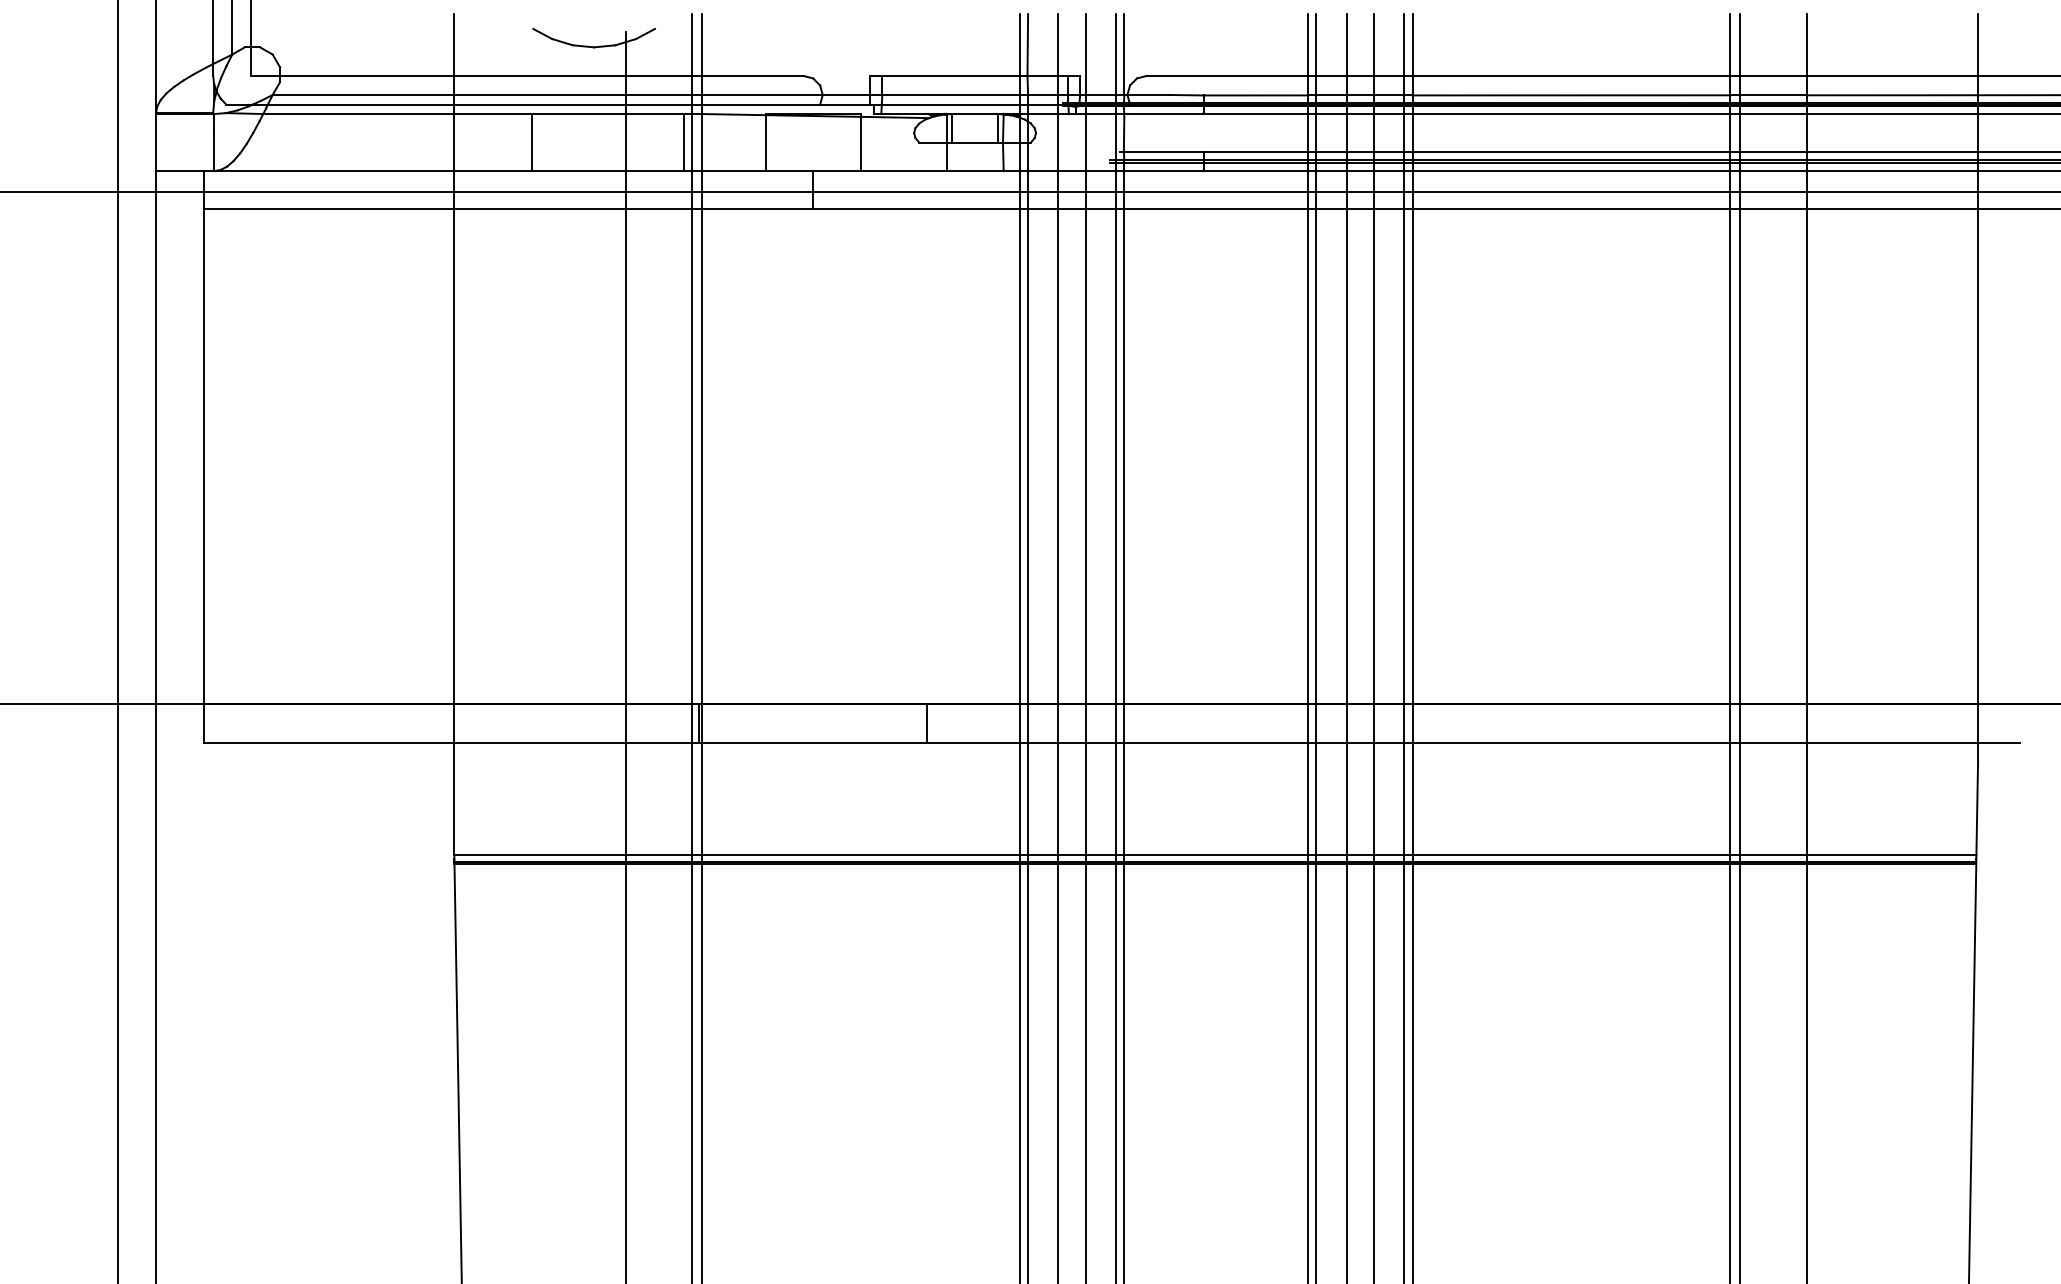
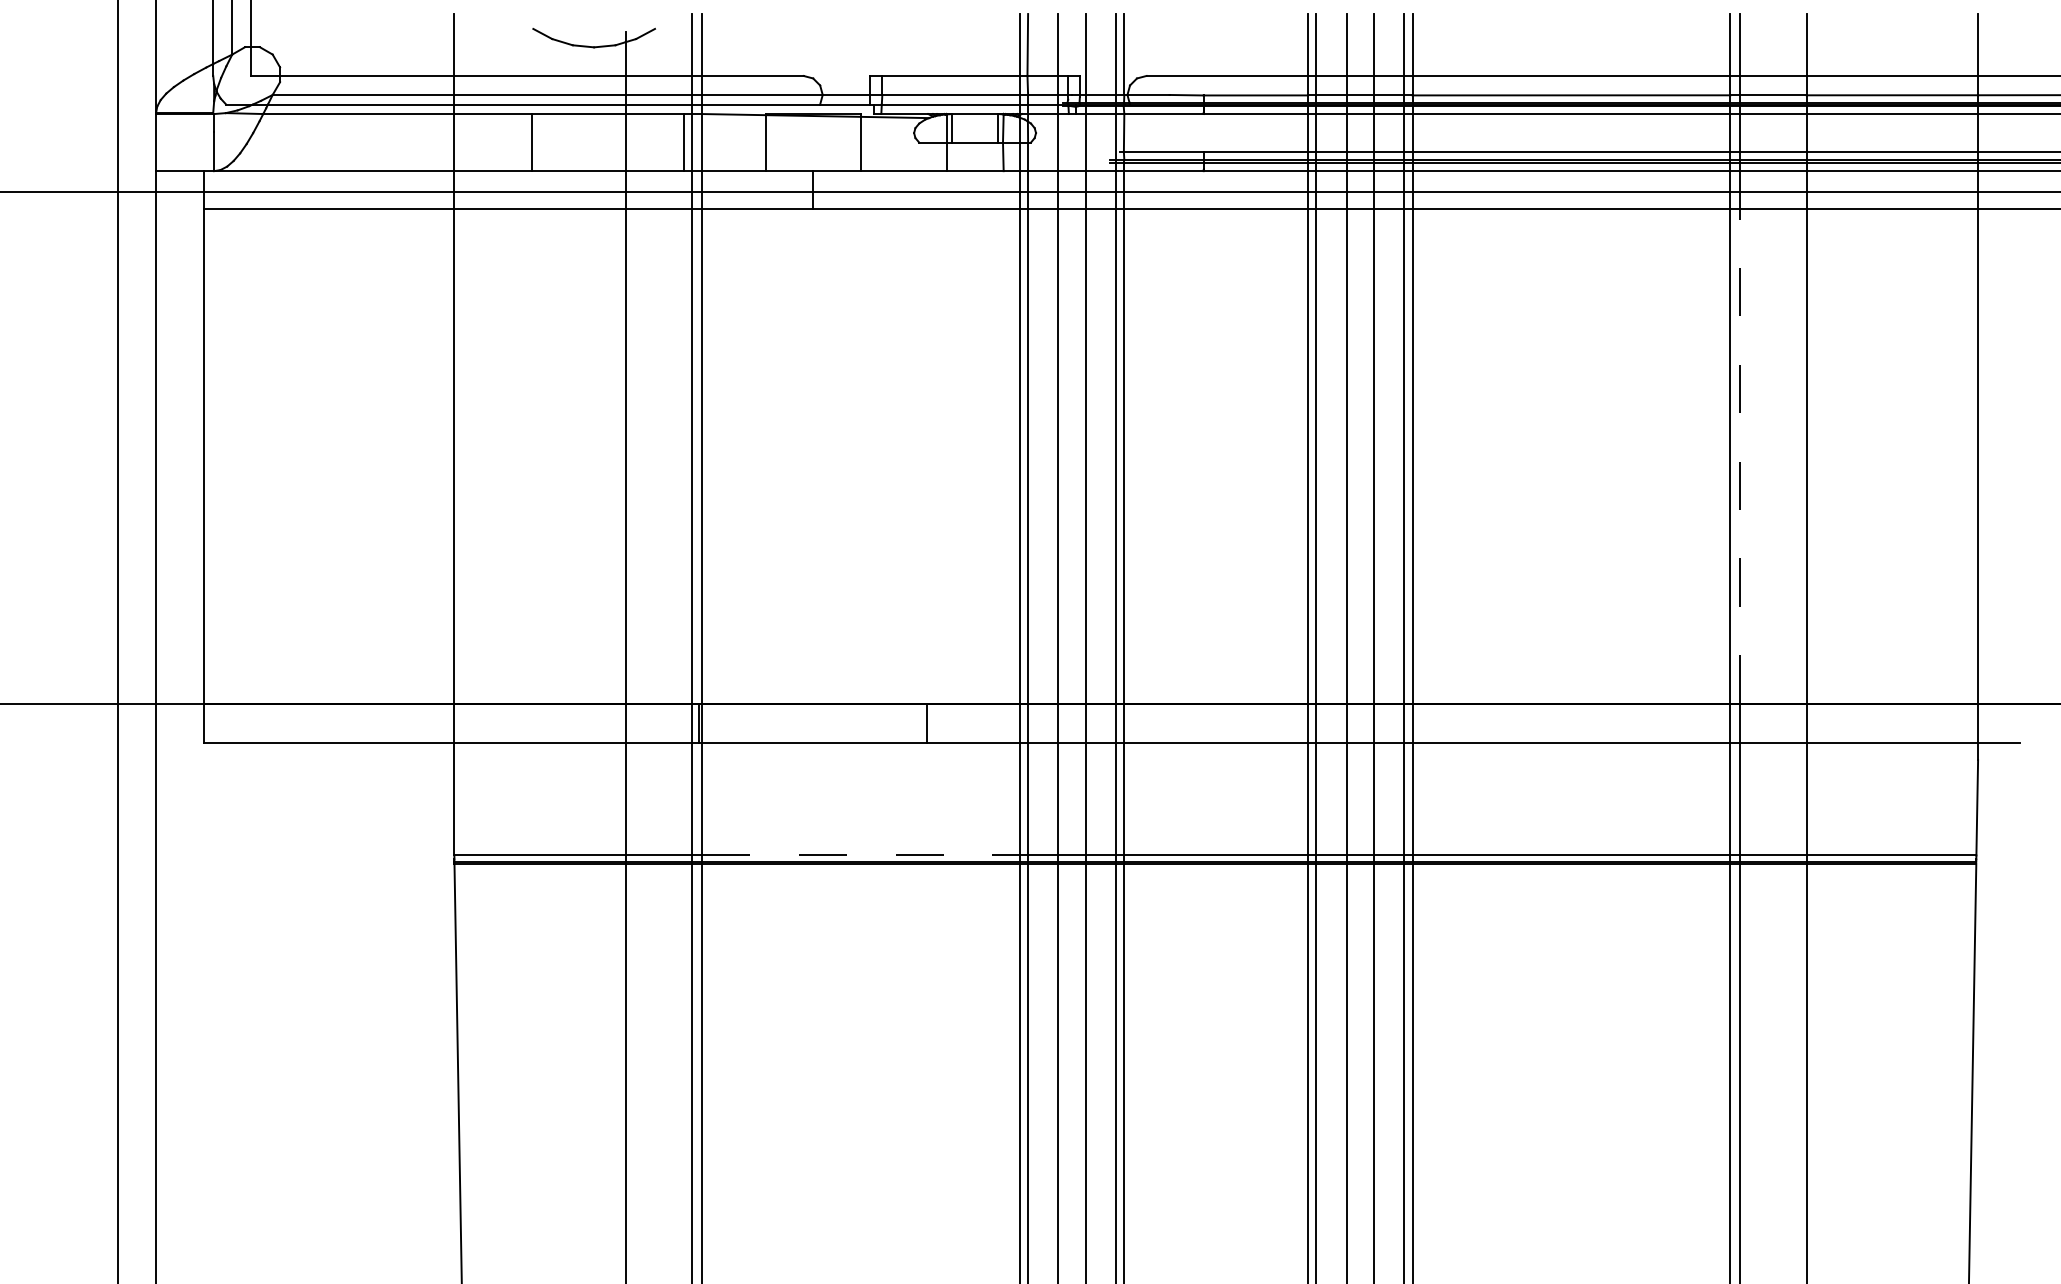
line: solid -> dashed (1739, 455)
line: solid -> dashed (860, 855)
